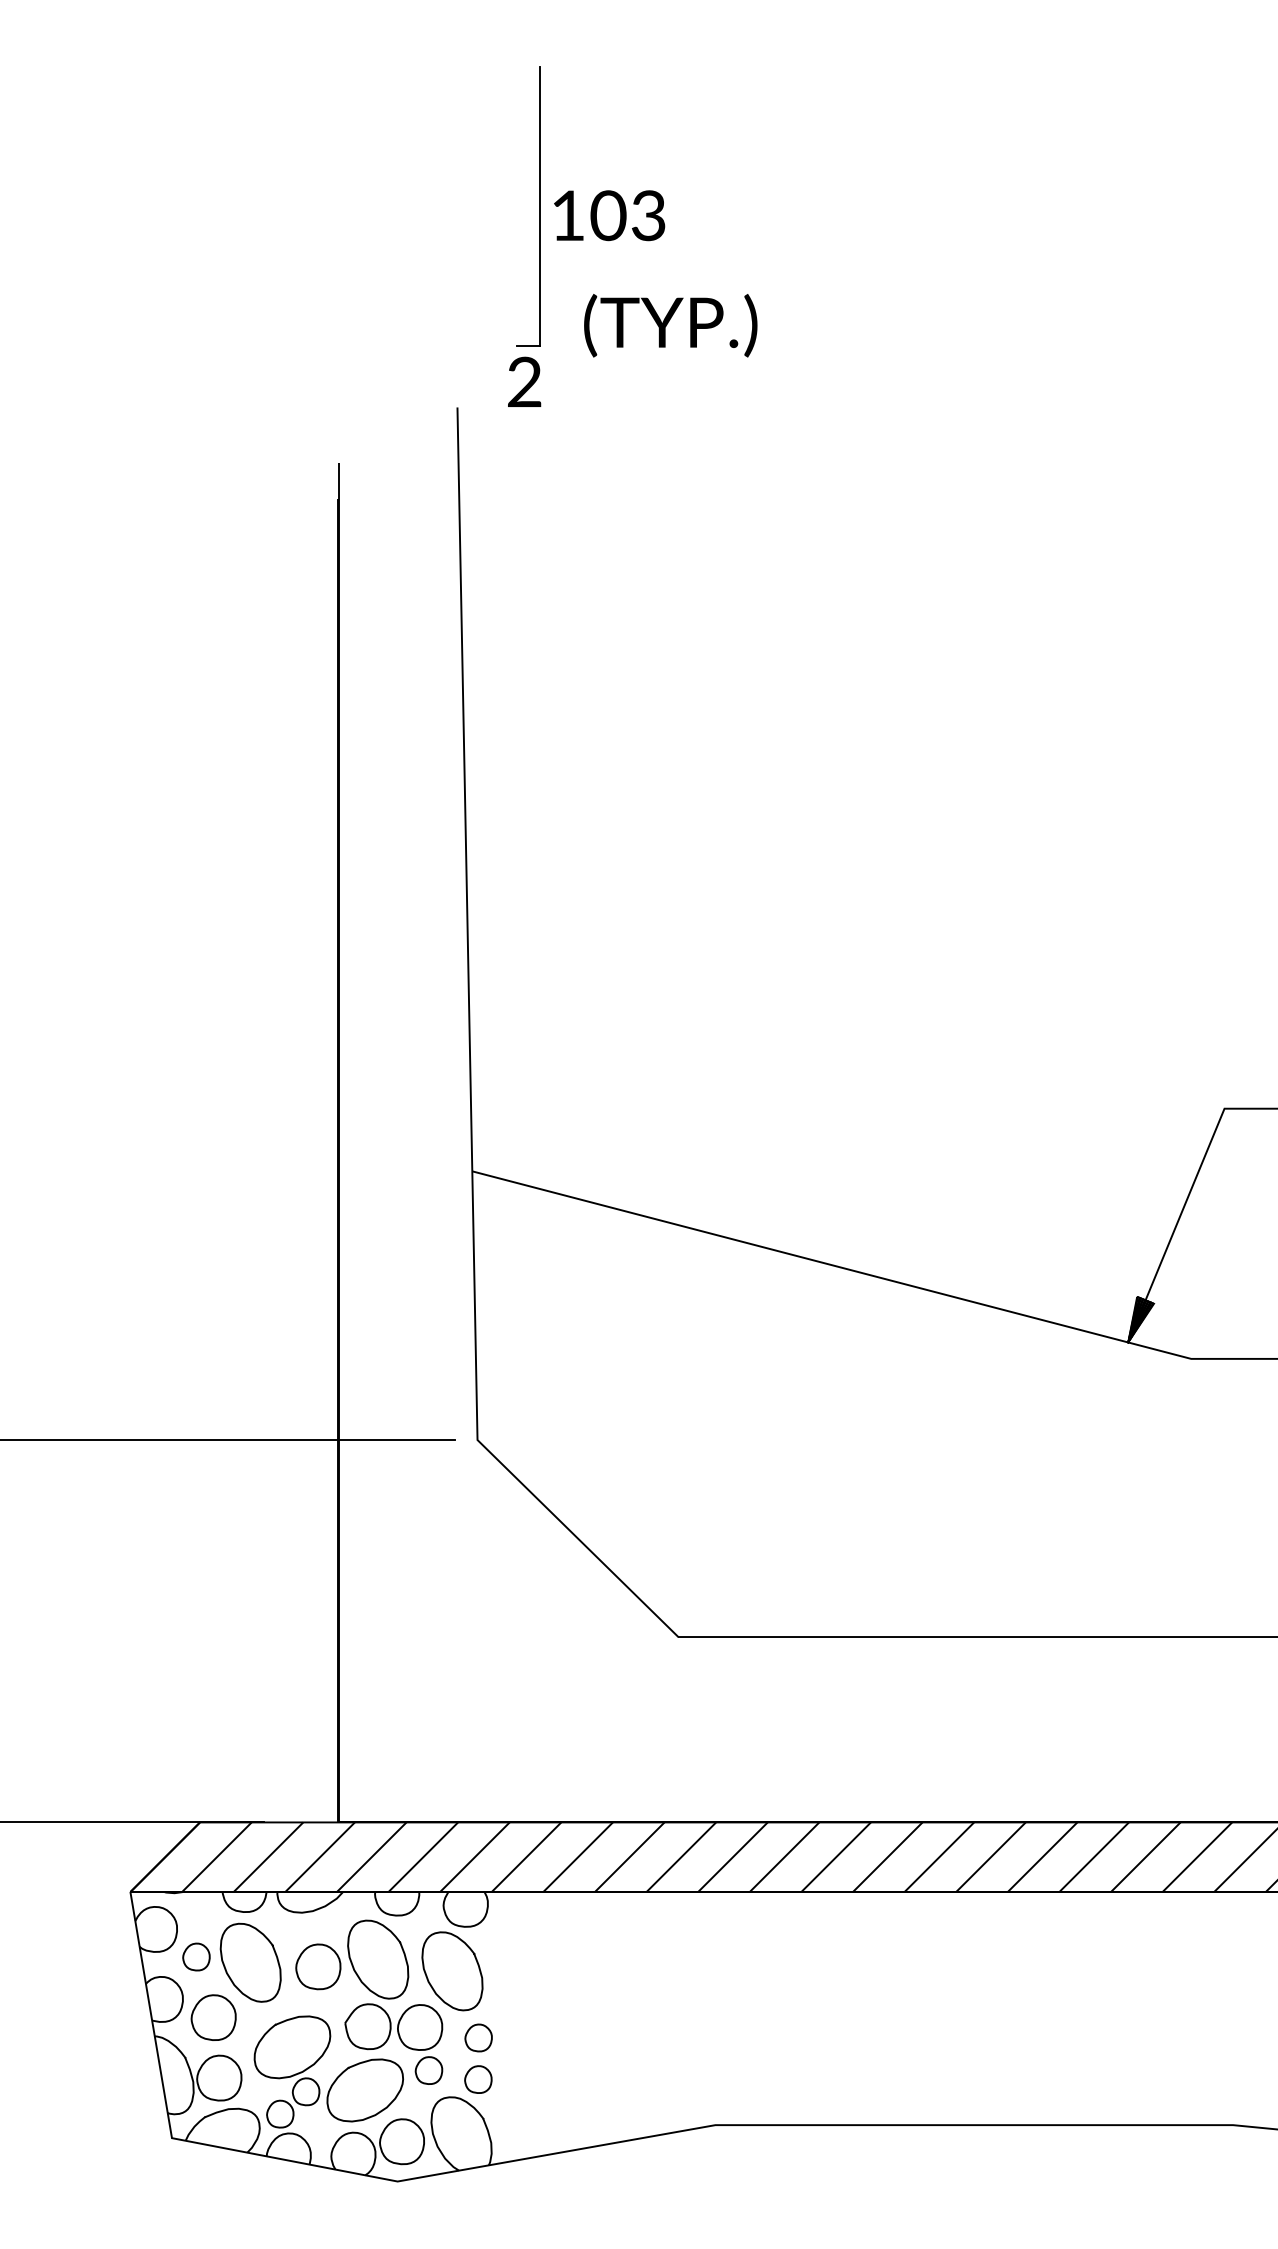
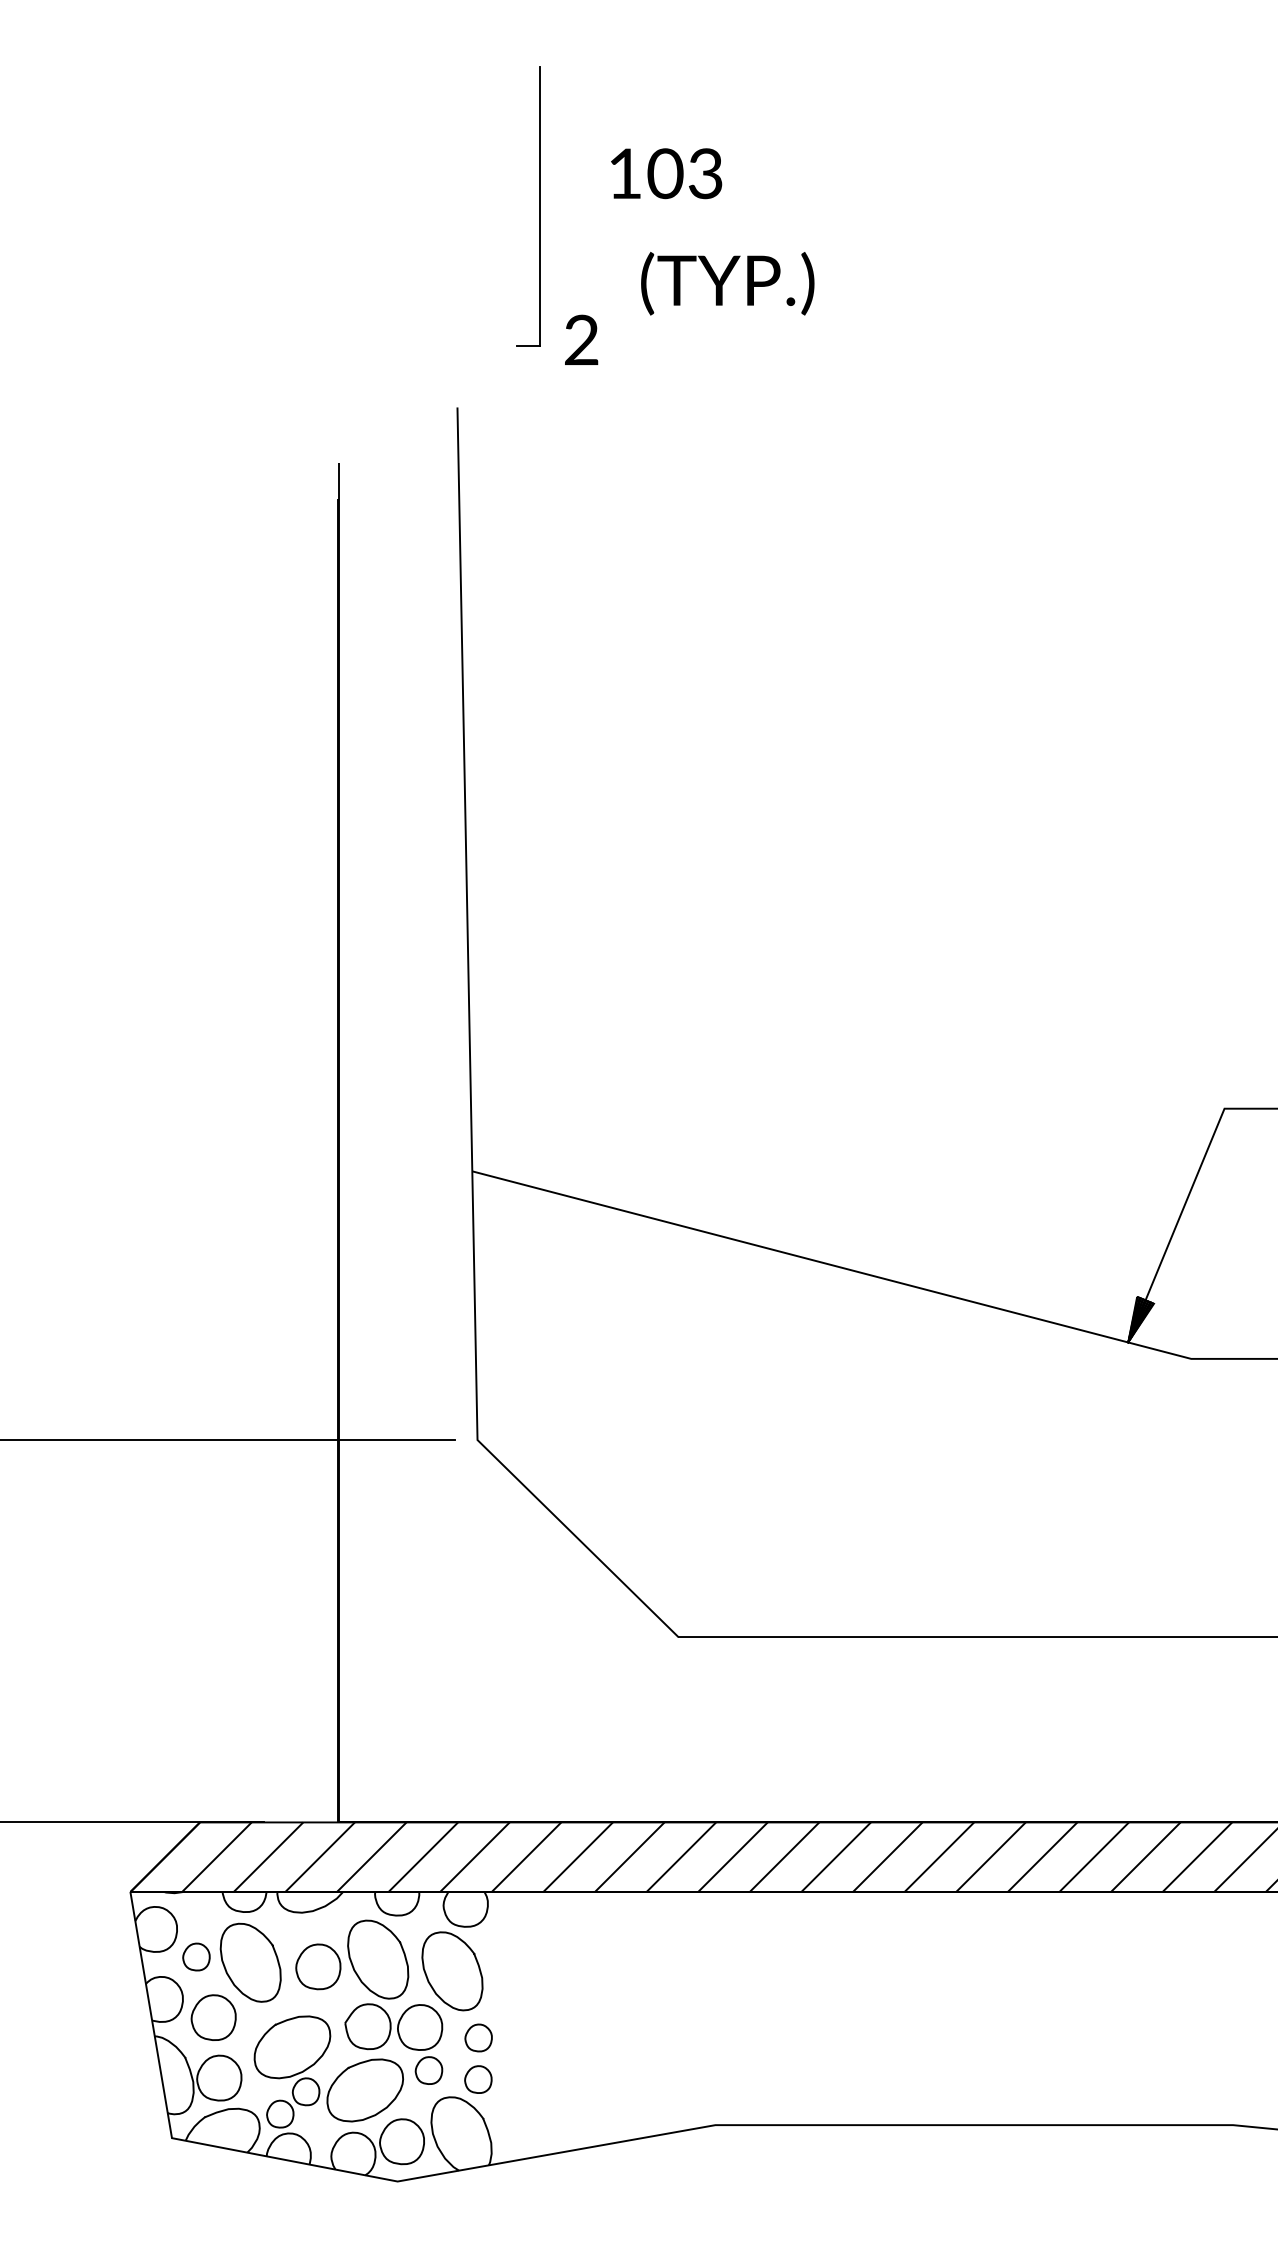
text position: (632, 298) -> (689, 256) (689, 256)
